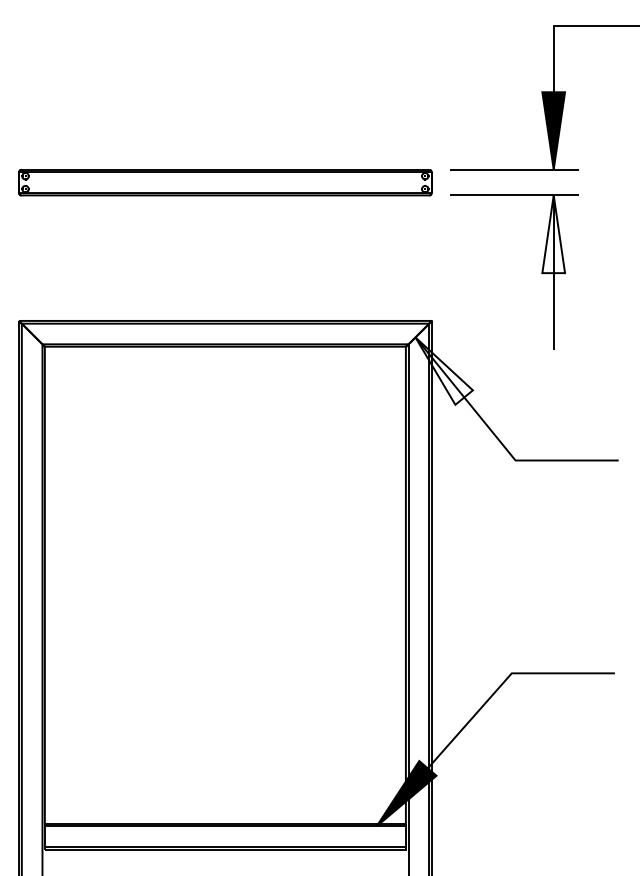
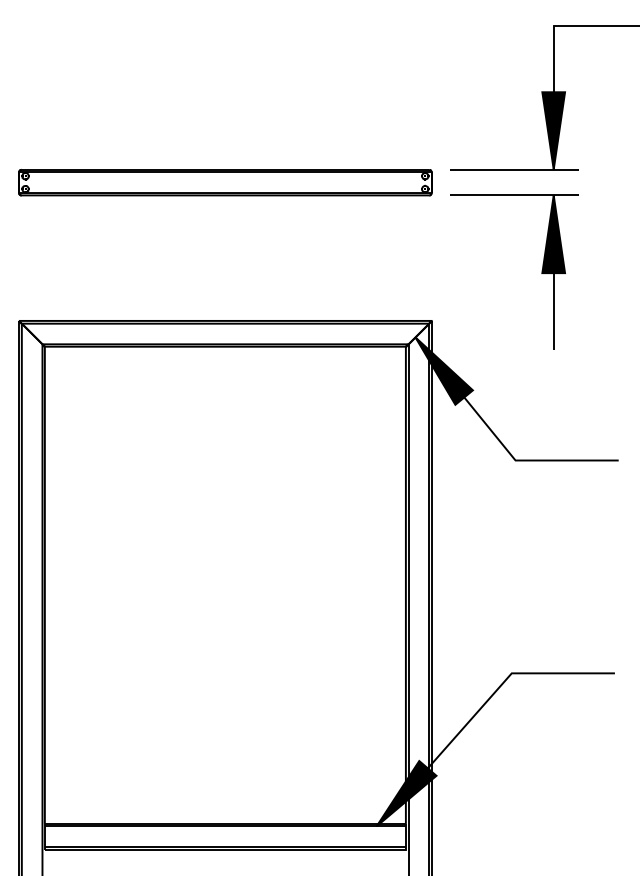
fill: none -> present (553, 234)
fill: none -> present (443, 370)
